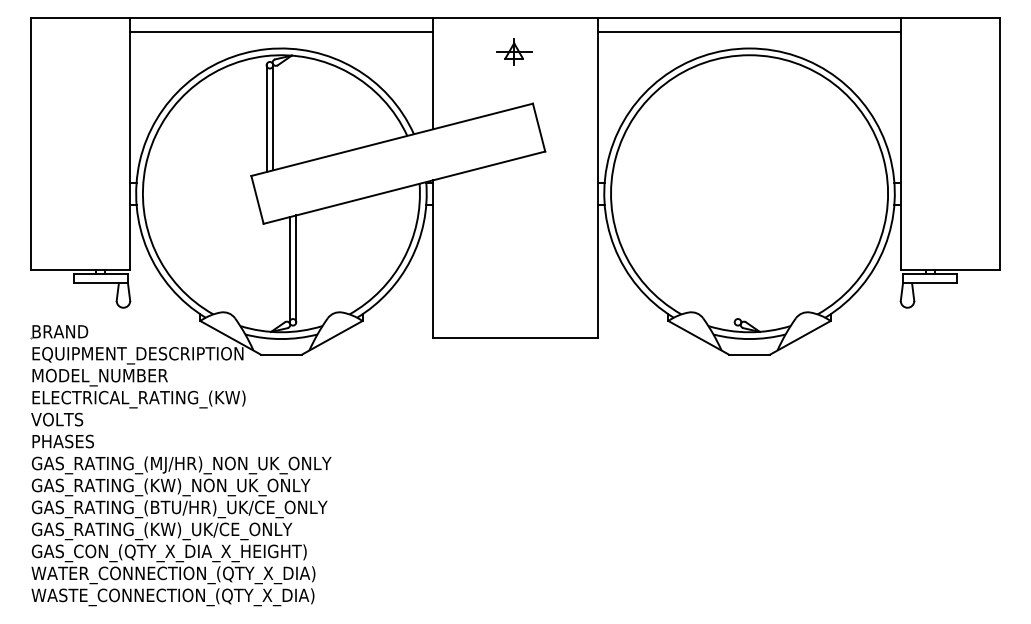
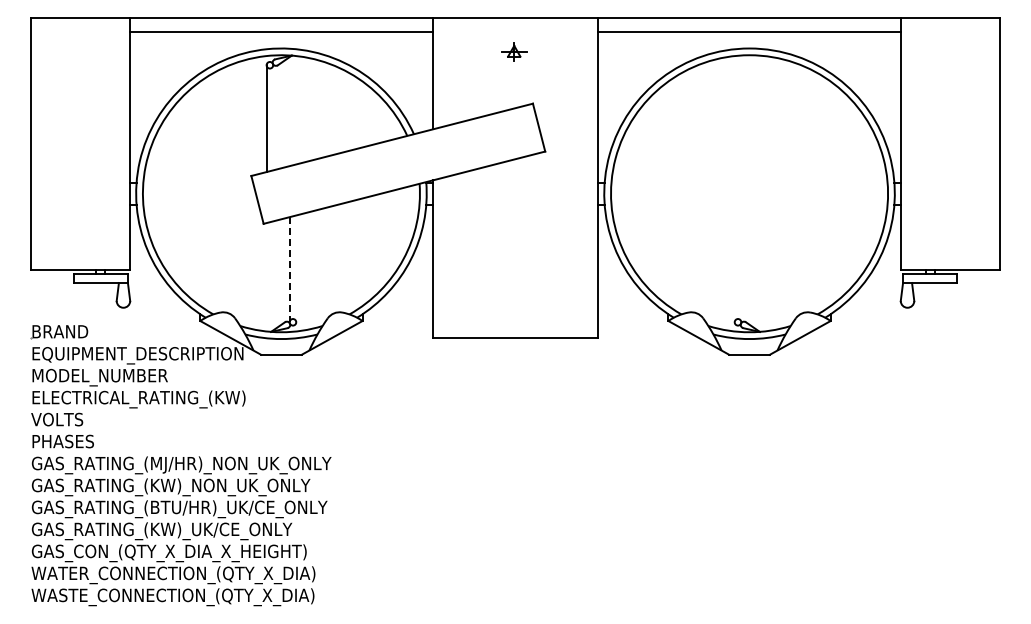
part size: 37x28 px -> 27x20 px (514, 51)
line: present -> none (273, 117)
line: present -> none (296, 268)
line: solid -> dashed (289, 269)
